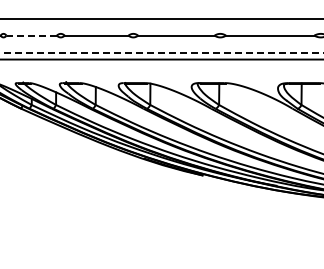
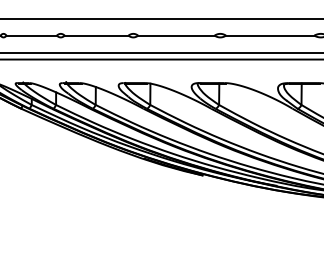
line: dashed -> solid (31, 35)
line: dashed -> solid (161, 52)
